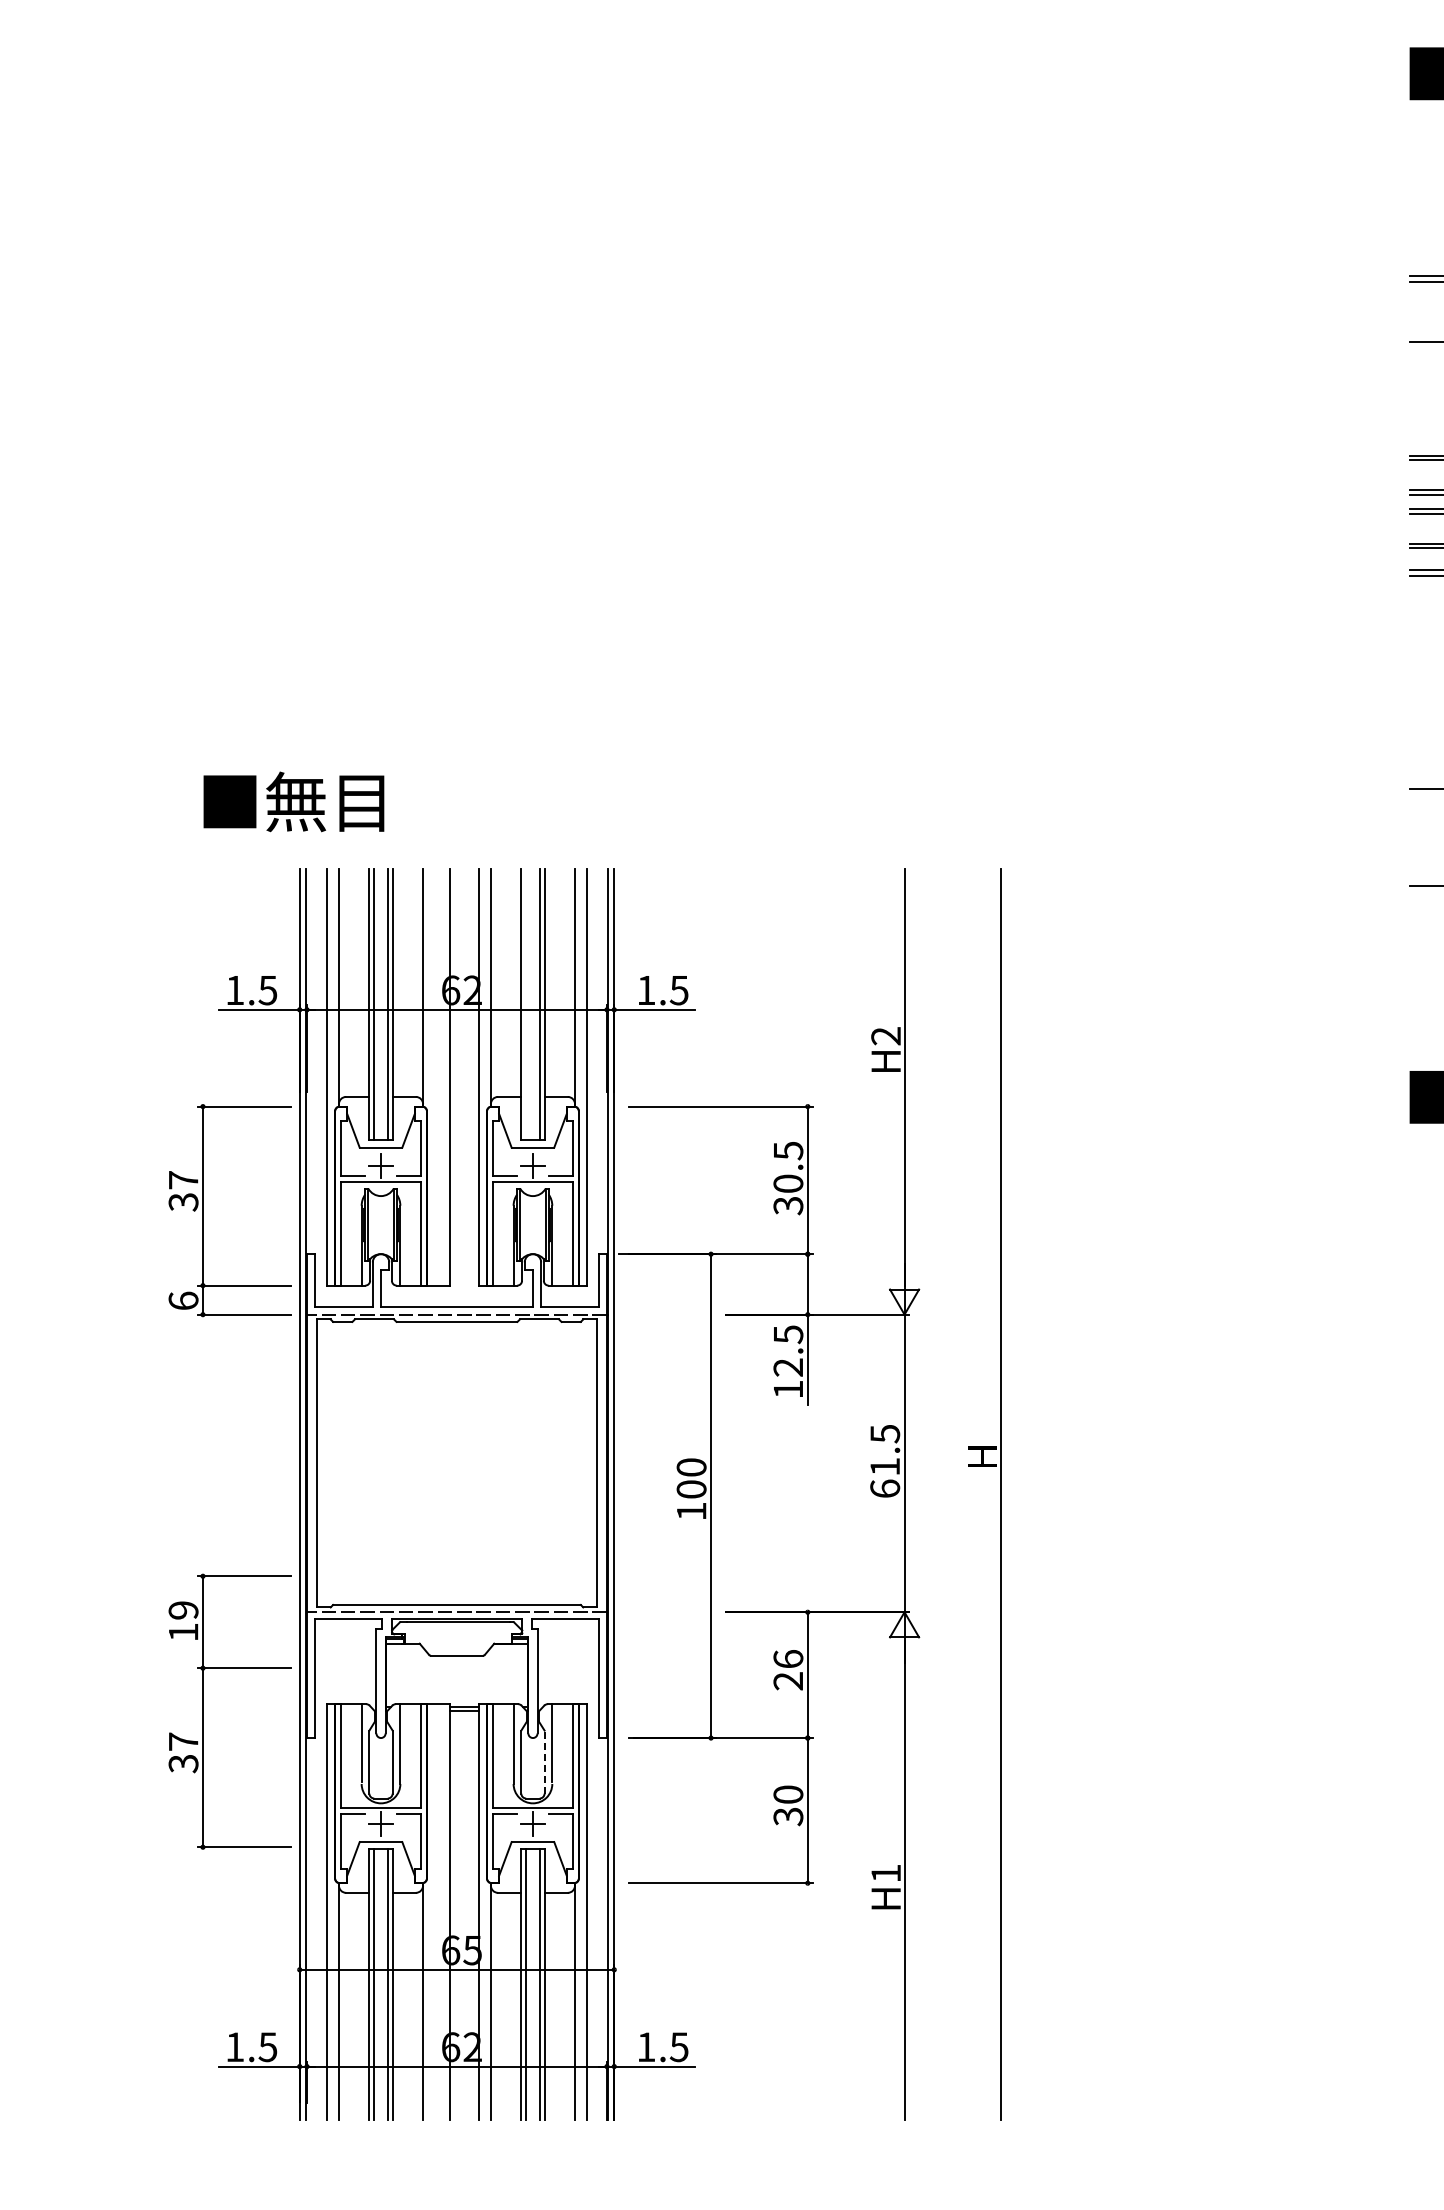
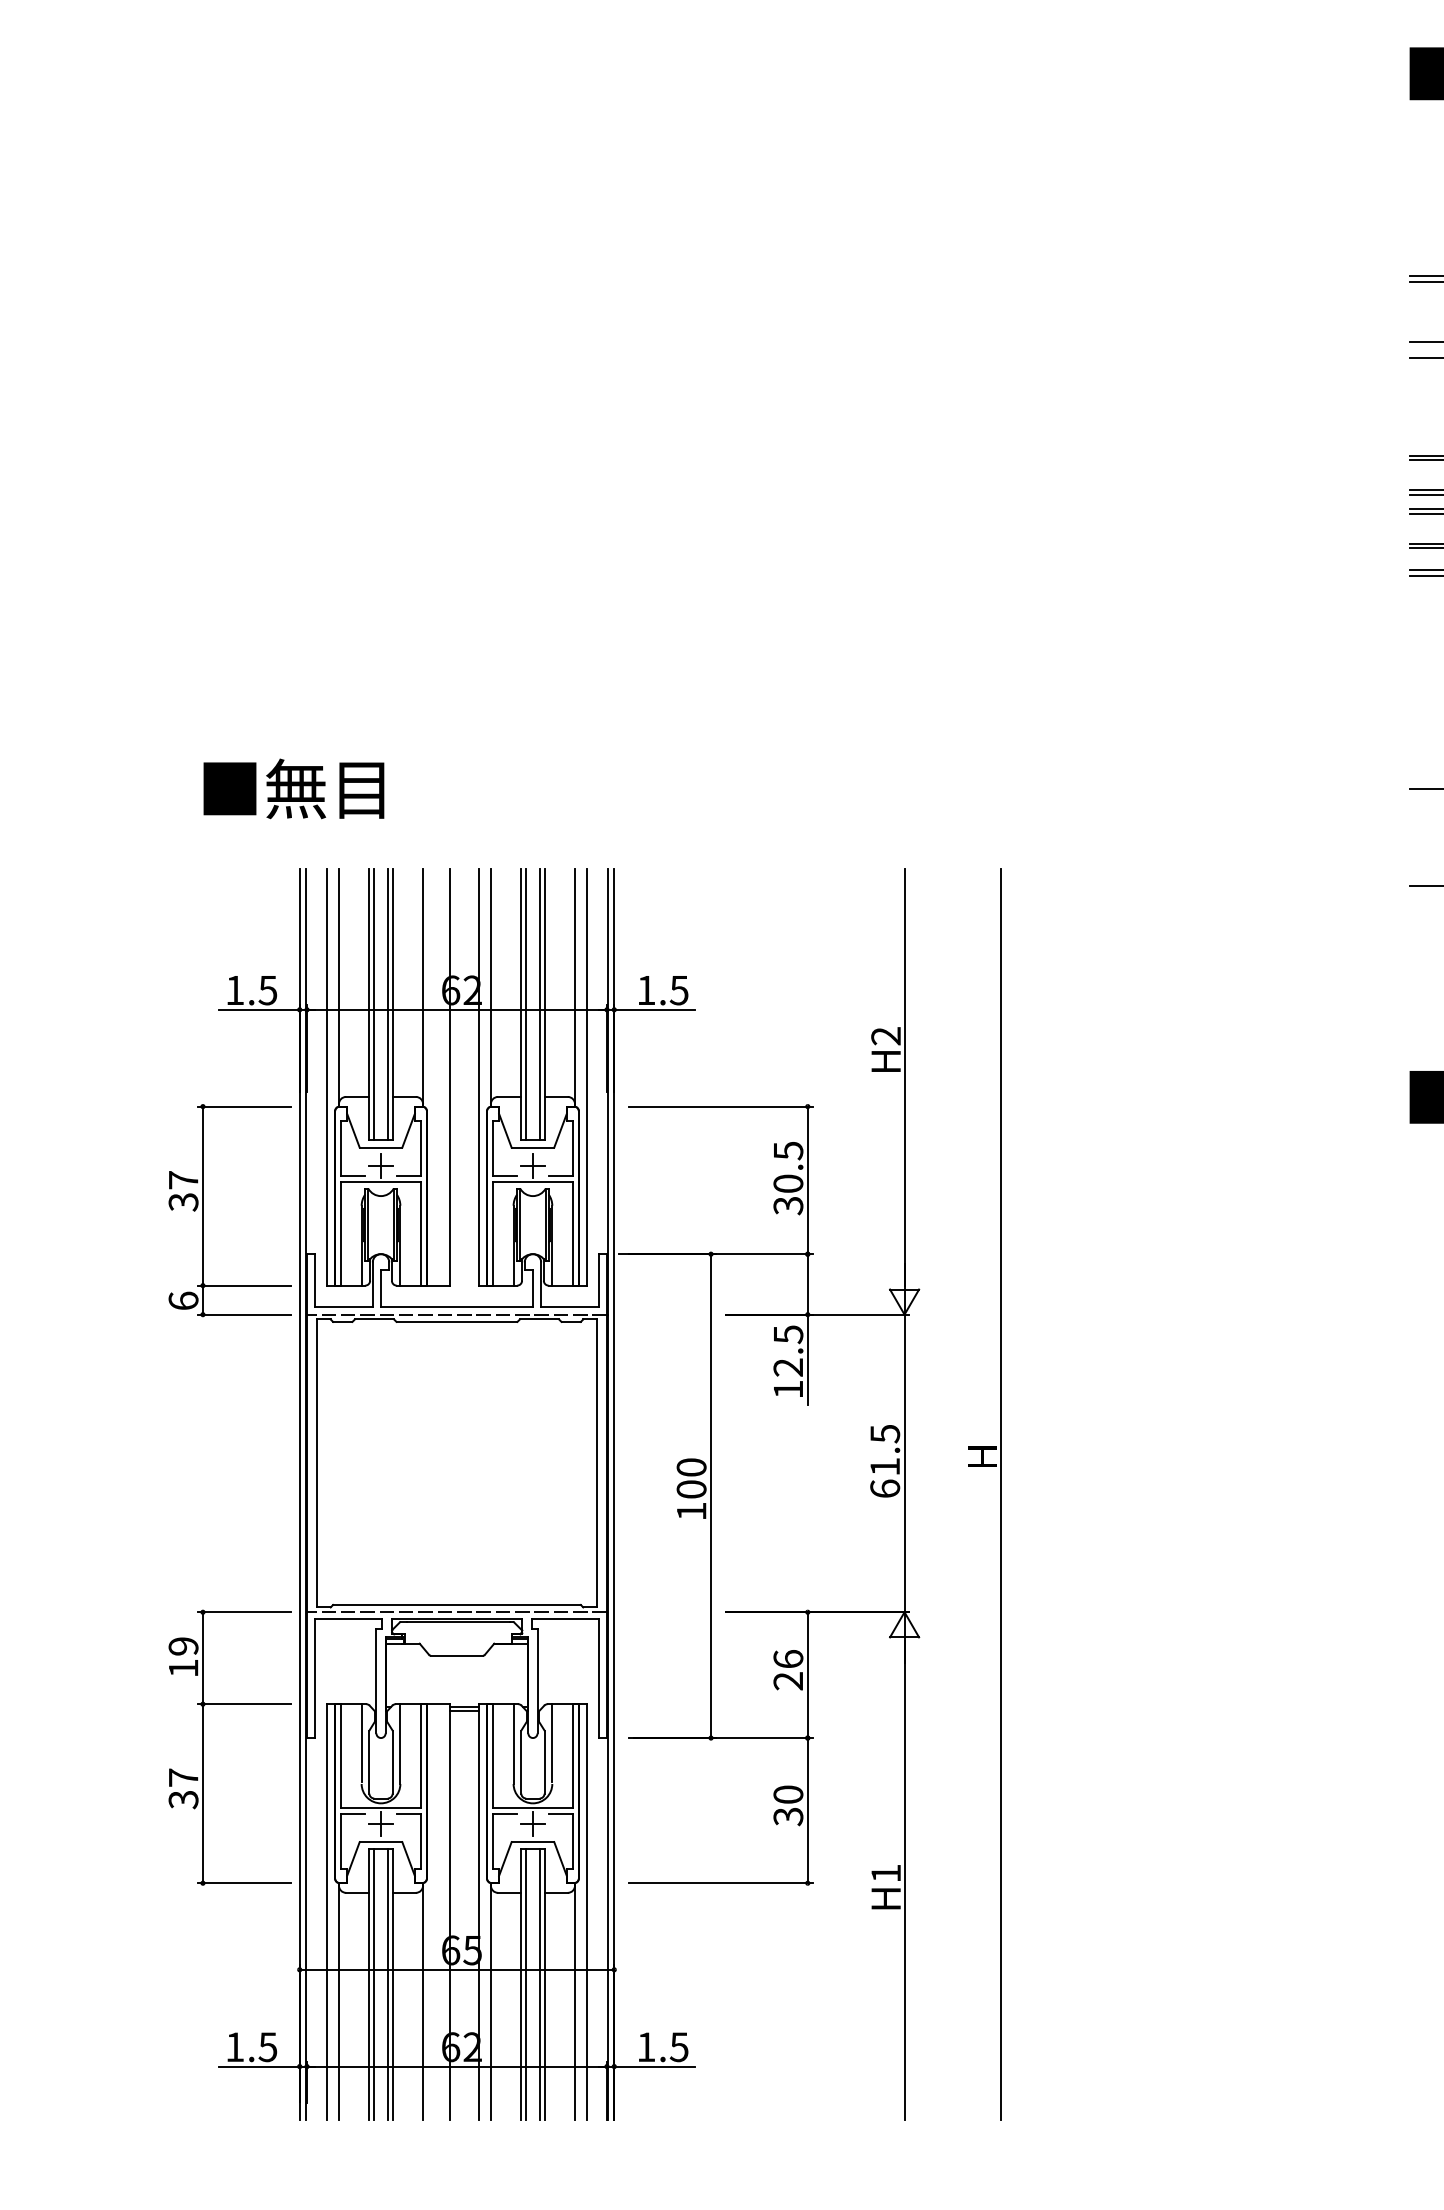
line: none -> present (1424, 358)
text position: (293, 801) -> (293, 788) (293, 788)
line: none -> present (525, 1004)
part position: (203, 1711) -> (203, 1747) (203, 1747)
line: dashed -> solid (544, 1762)
